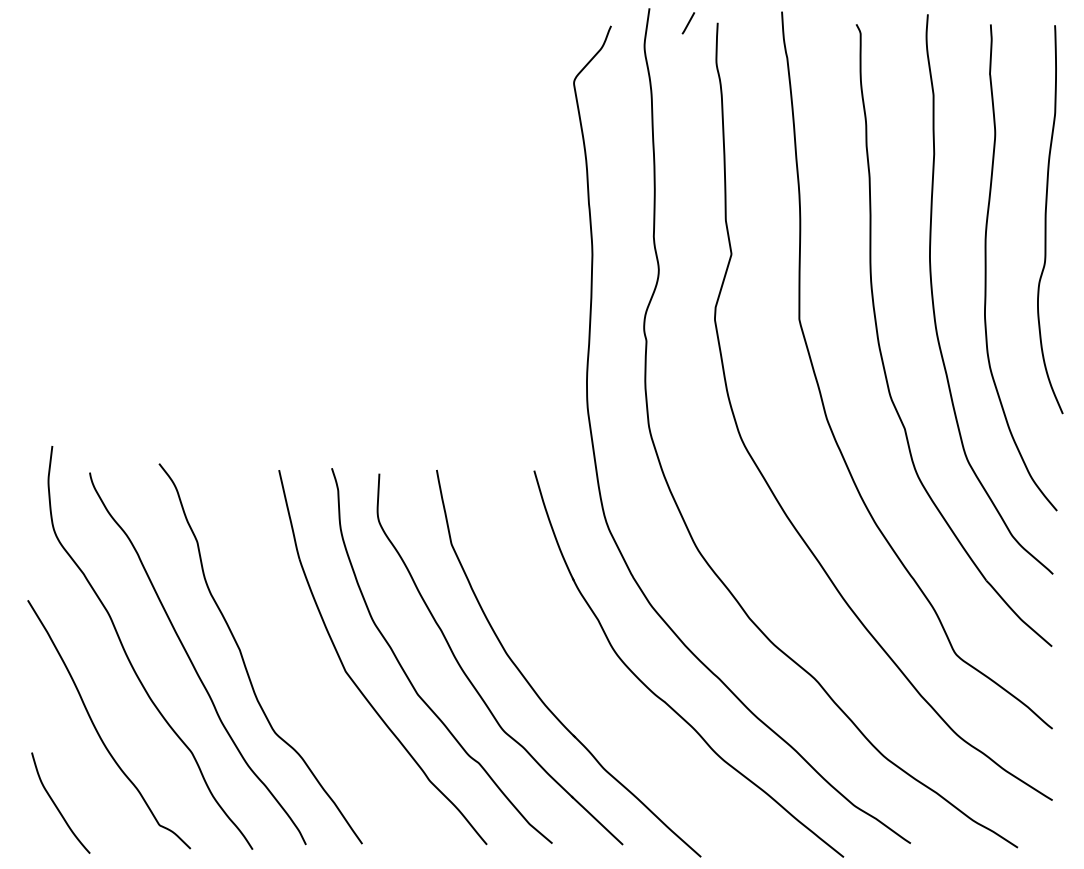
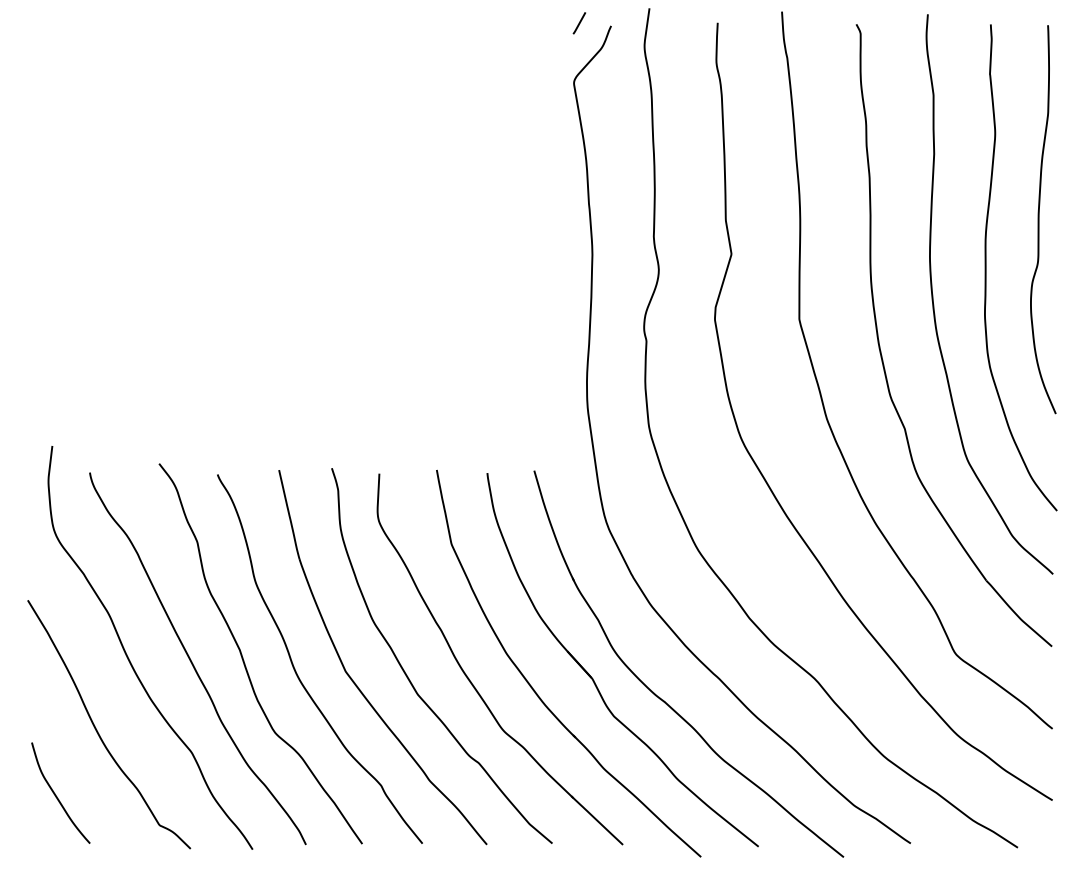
line position: (687, 23) -> (578, 23) (578, 23)
curve position: (1046, 219) -> (1039, 219) (1039, 219)
curve: none -> present (295, 668)
part: none -> present (593, 678)
curve position: (56, 805) -> (56, 795) (56, 795)
